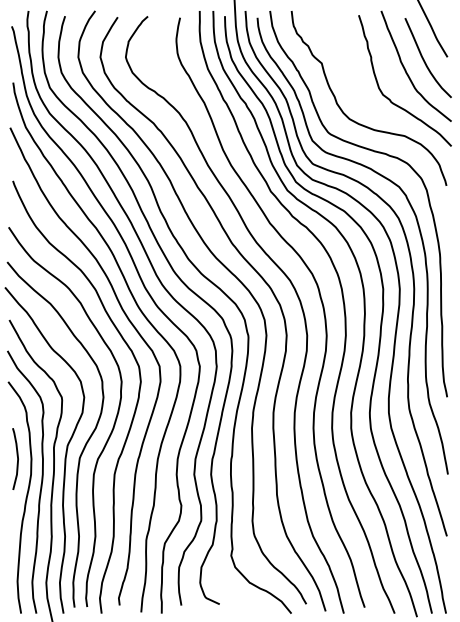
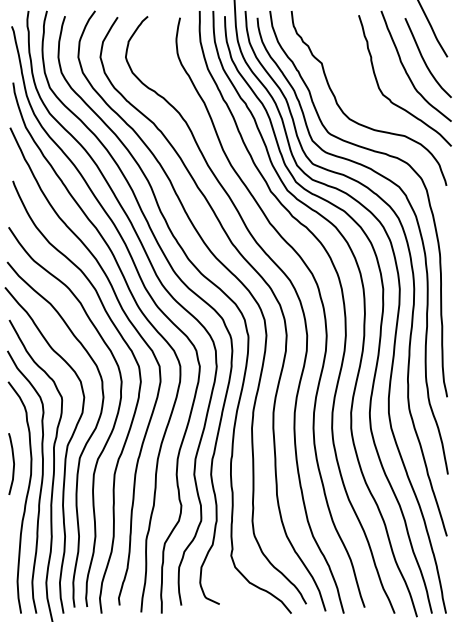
curve position: (17, 458) -> (13, 463) (13, 463)
